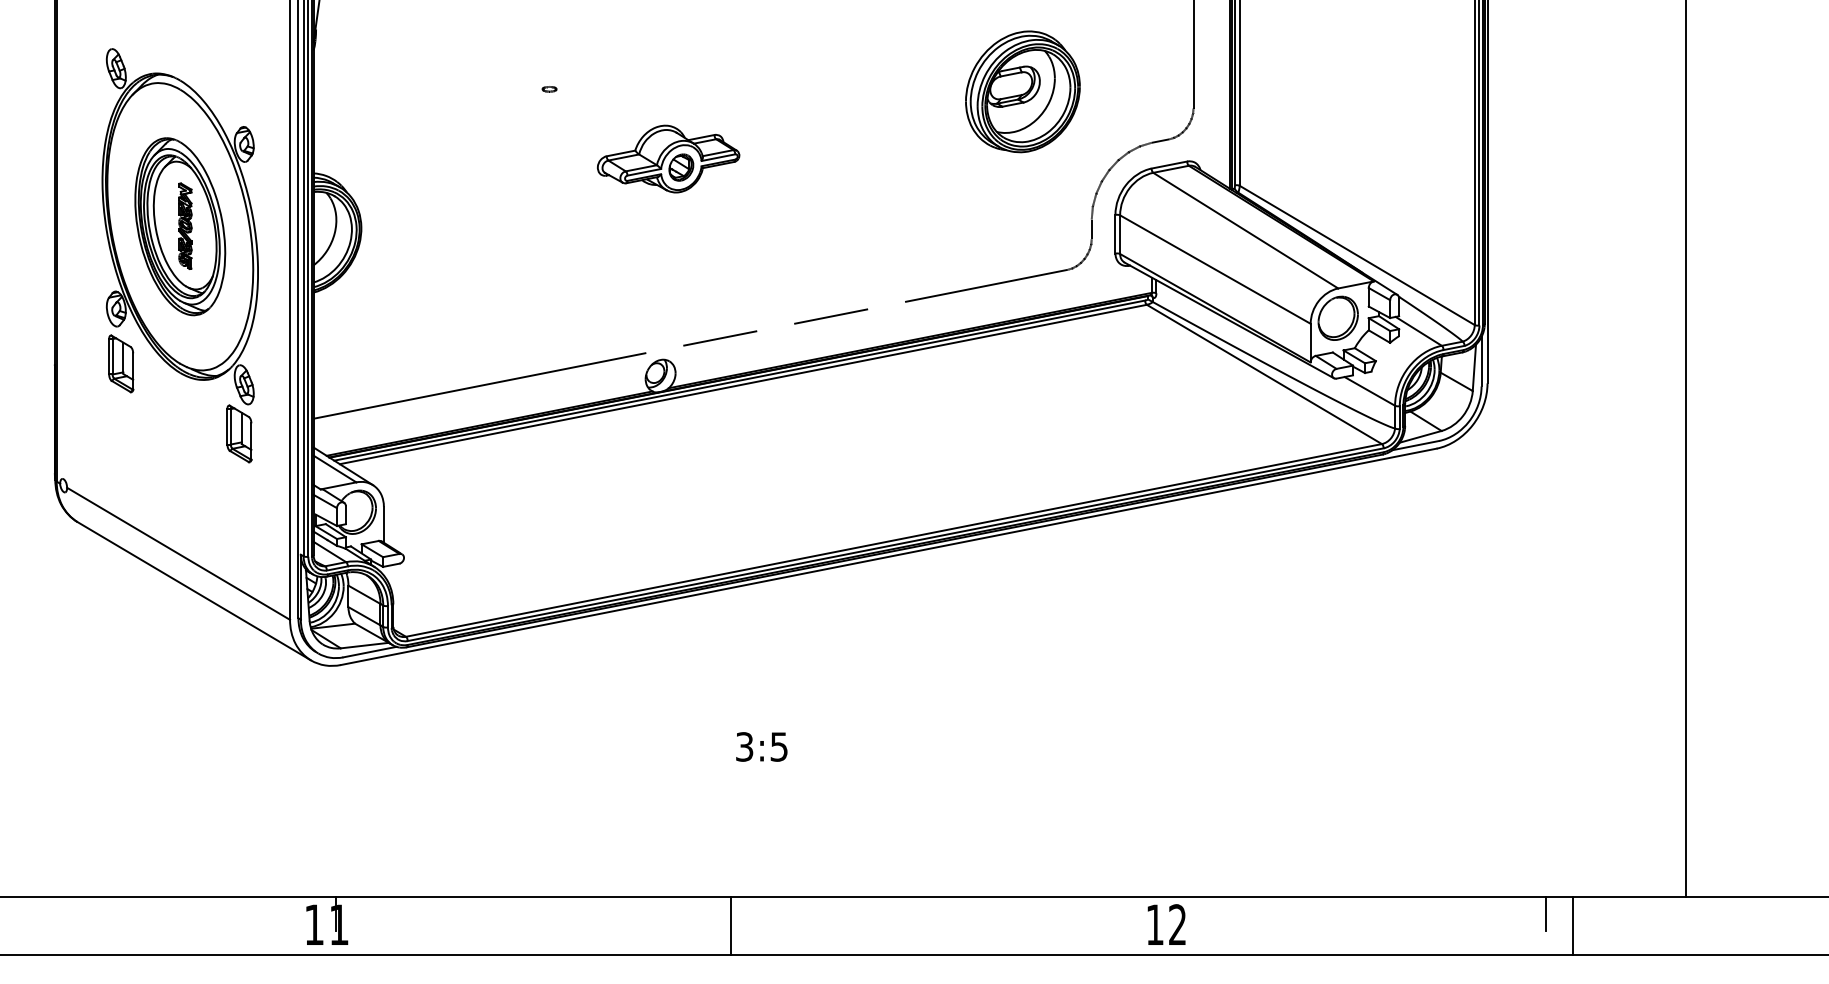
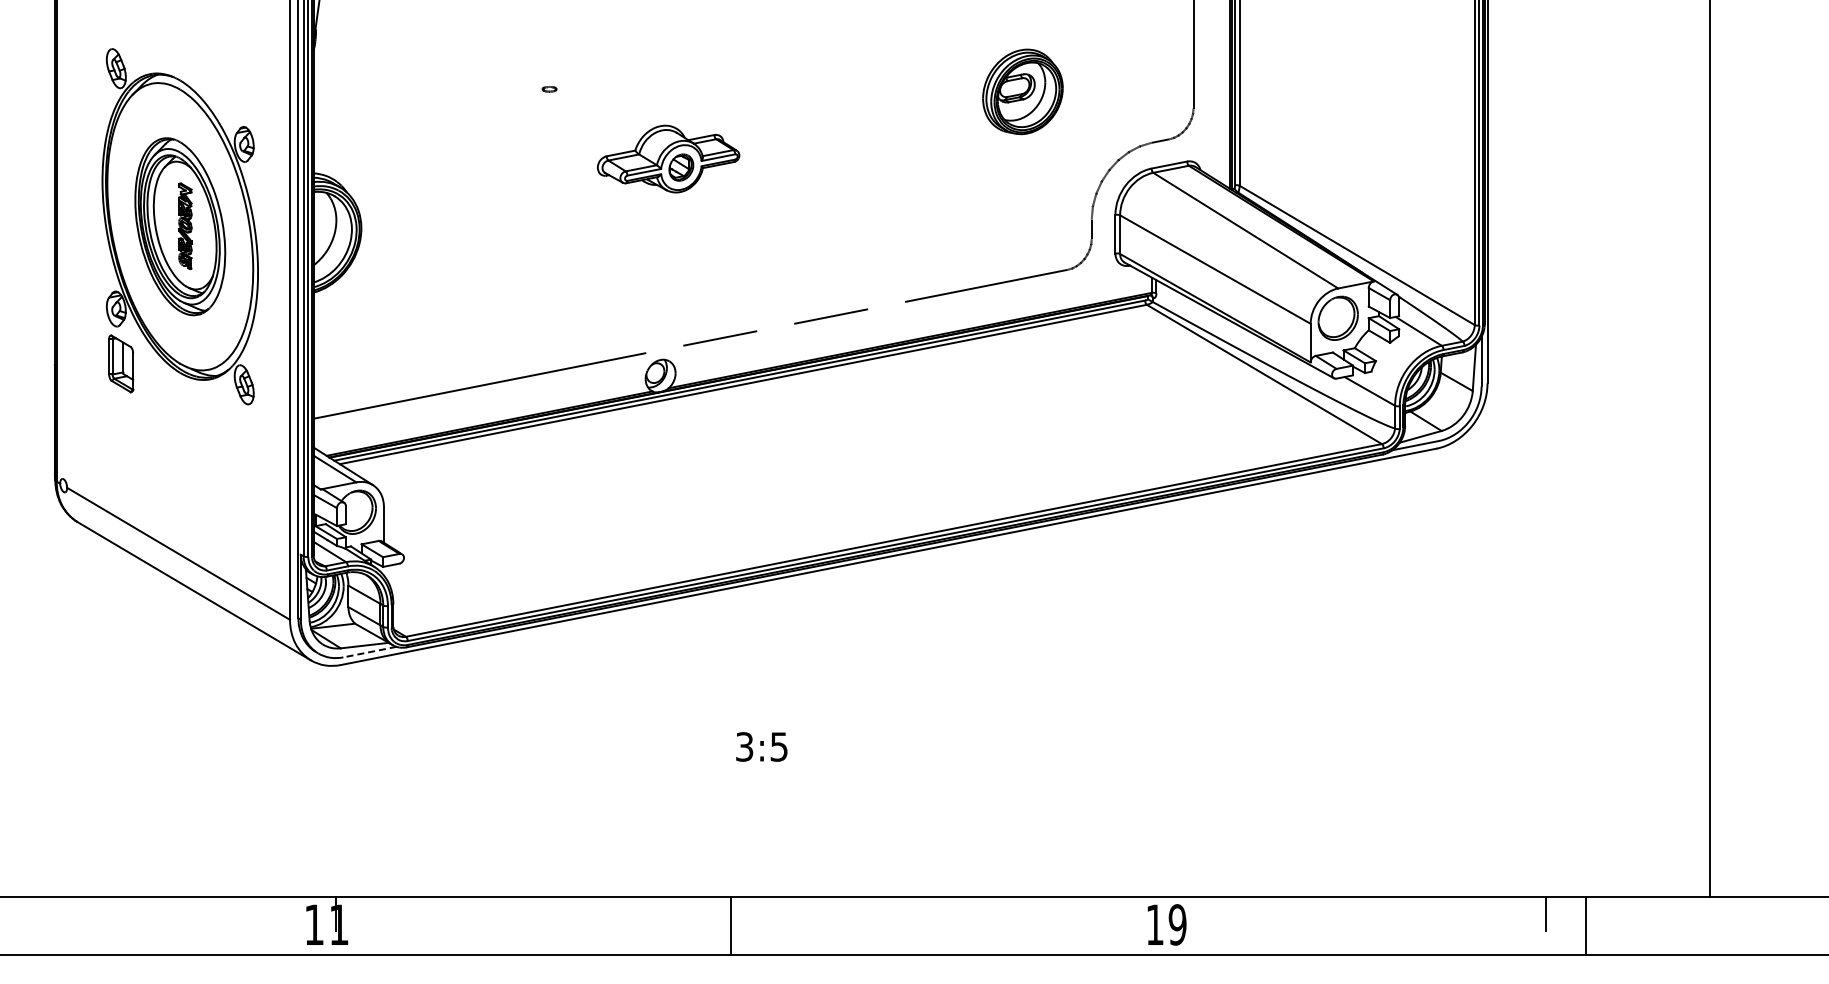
part size: 116x124 px -> 82x88 px (1022, 91)
part: present -> none (239, 433)
line position: (1686, 449) -> (1710, 449) (1710, 449)
line: solid -> dashed (369, 652)
text: 12 -> 19 (1177, 924)
line position: (1572, 925) -> (1585, 925) (1585, 925)
